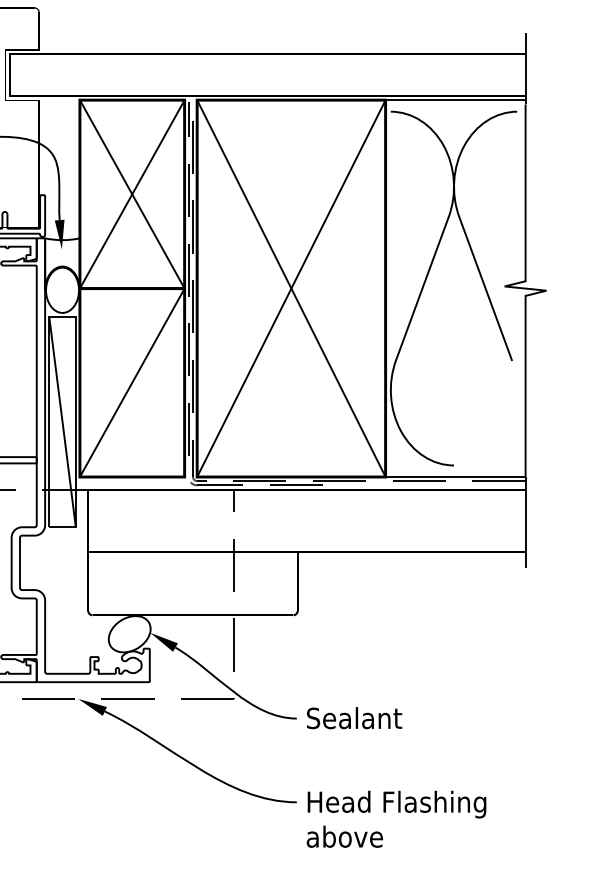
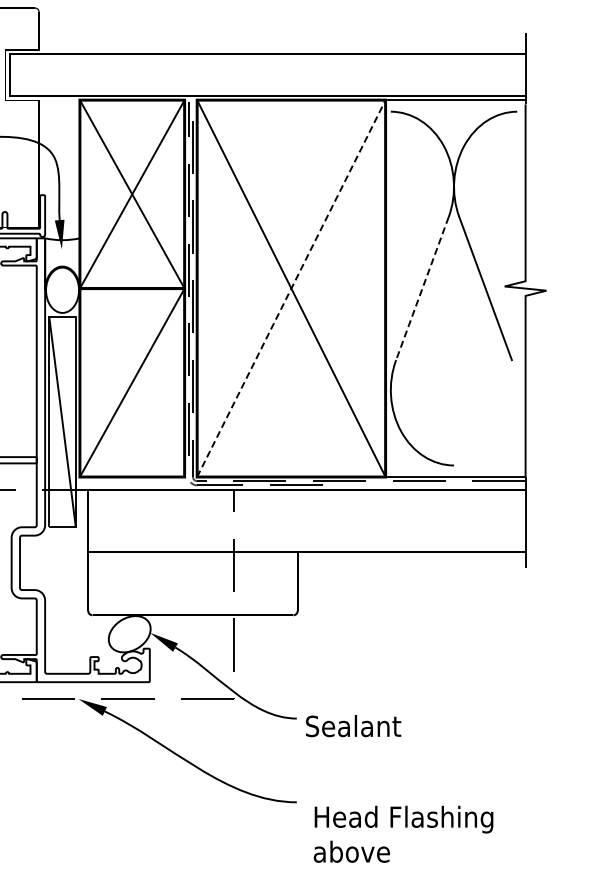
line: solid -> dashed (291, 288)
line: solid -> dashed (422, 289)
text position: (354, 718) -> (353, 726) (353, 726)
text position: (396, 818) -> (403, 833) (403, 833)
